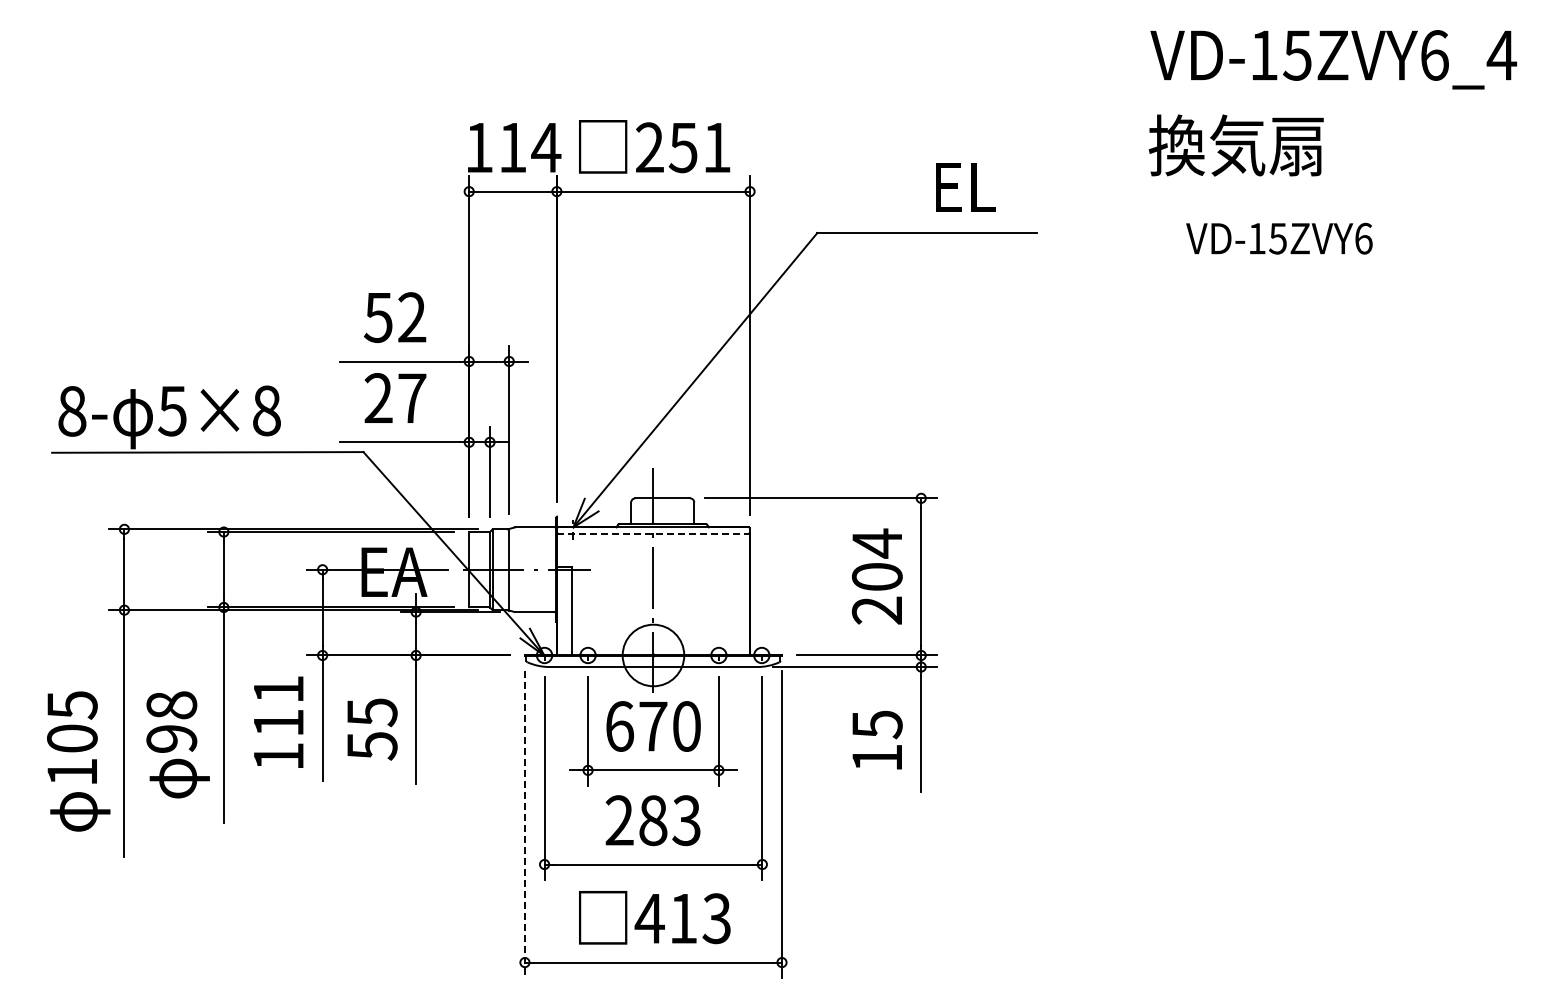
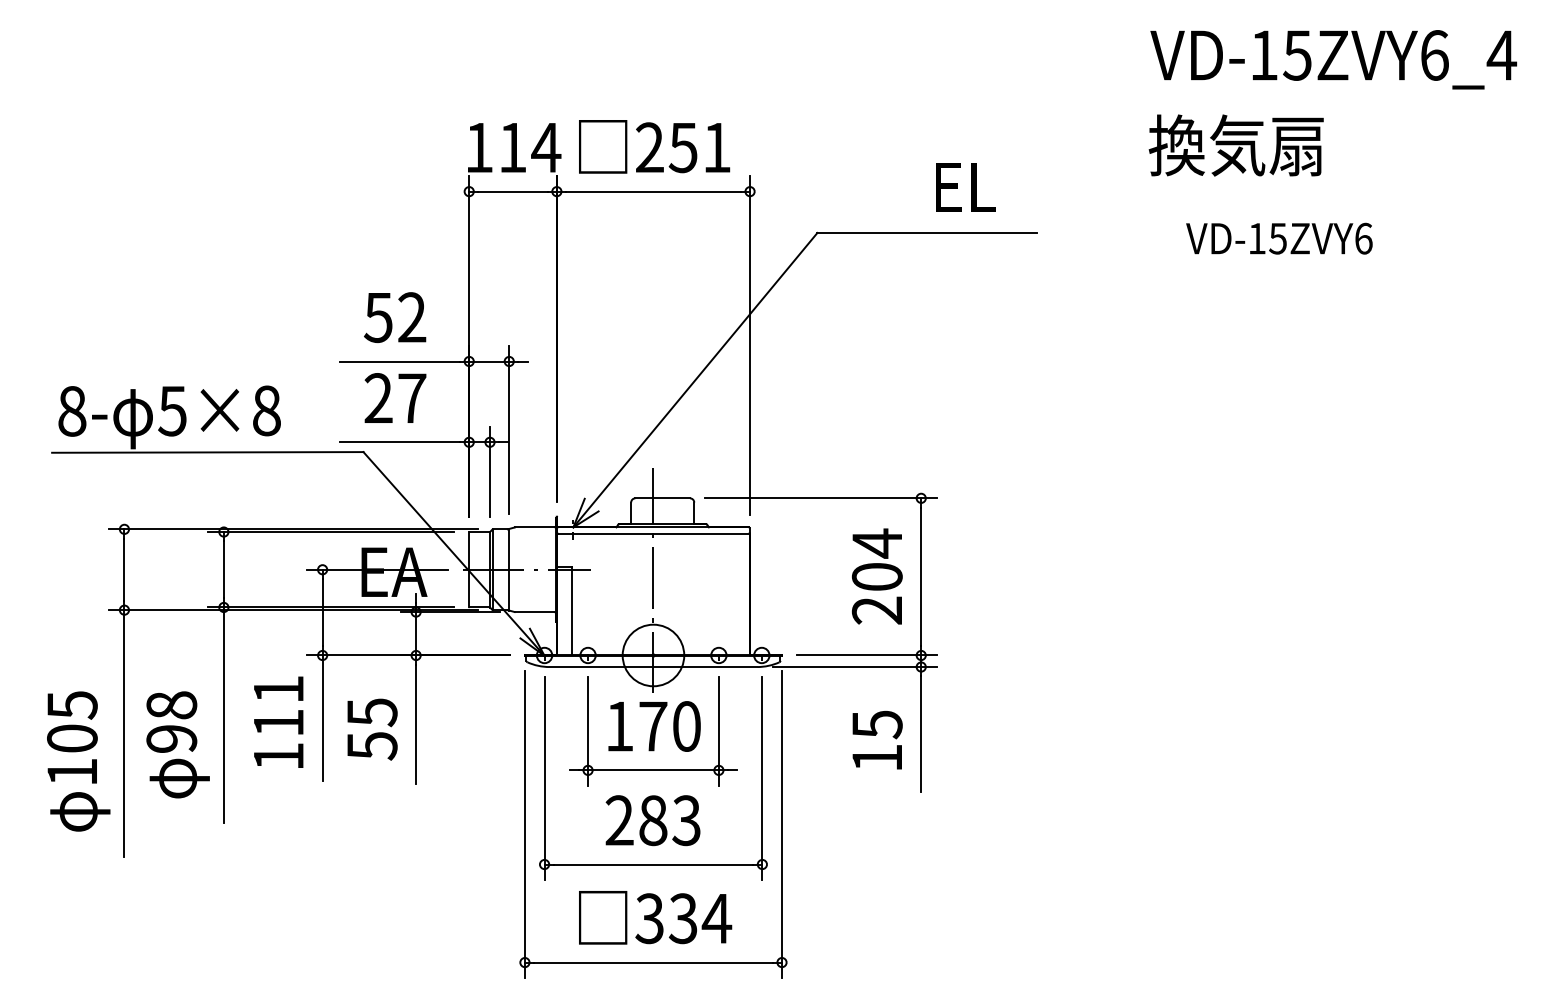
line: dashed -> solid (653, 533)
text: 670 -> 170 (619, 726)
line: dashed -> solid (524, 825)
text: 413 -> 334 (683, 918)
